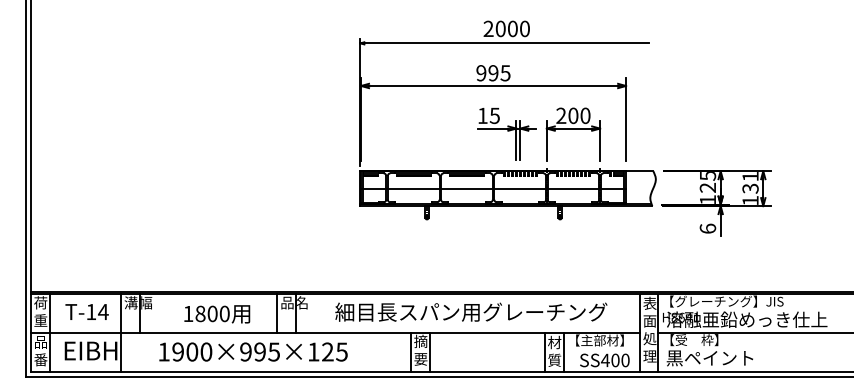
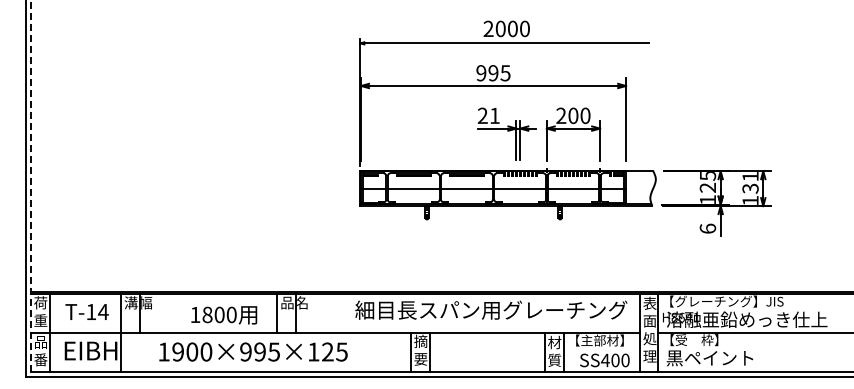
text: 15 -> 21 (488, 115)
line: solid -> dashed (30, 185)
text position: (471, 311) -> (491, 309) (491, 309)
text position: (217, 314) -> (224, 315) (224, 315)
